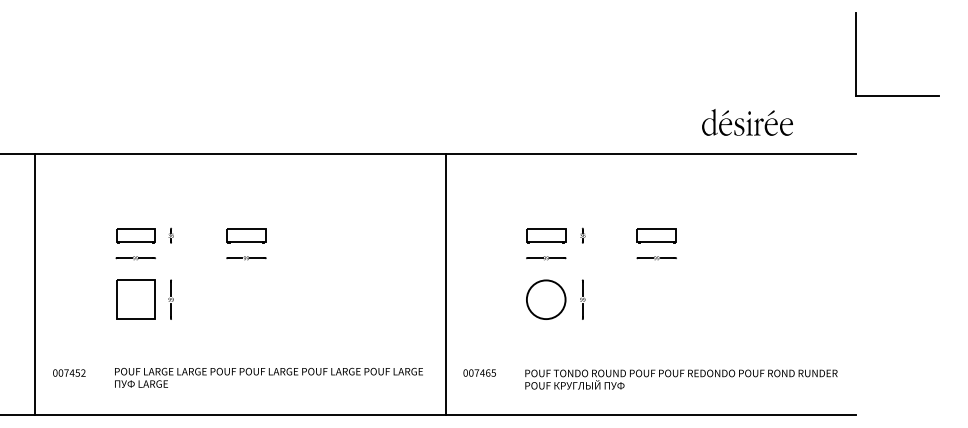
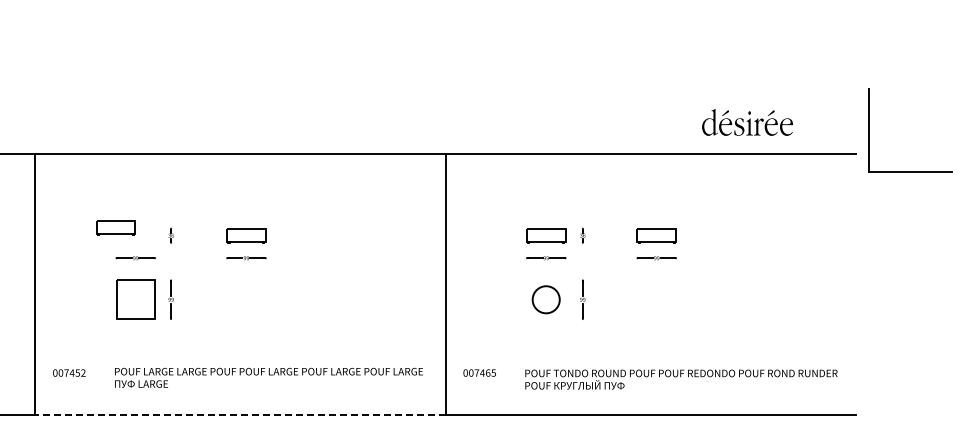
part position: (856, 54) -> (869, 130) (869, 130)
part position: (135, 235) -> (115, 227) (115, 227)
circle diameter: 39 px -> 27 px (545, 299)
line: solid -> dashed (240, 415)
